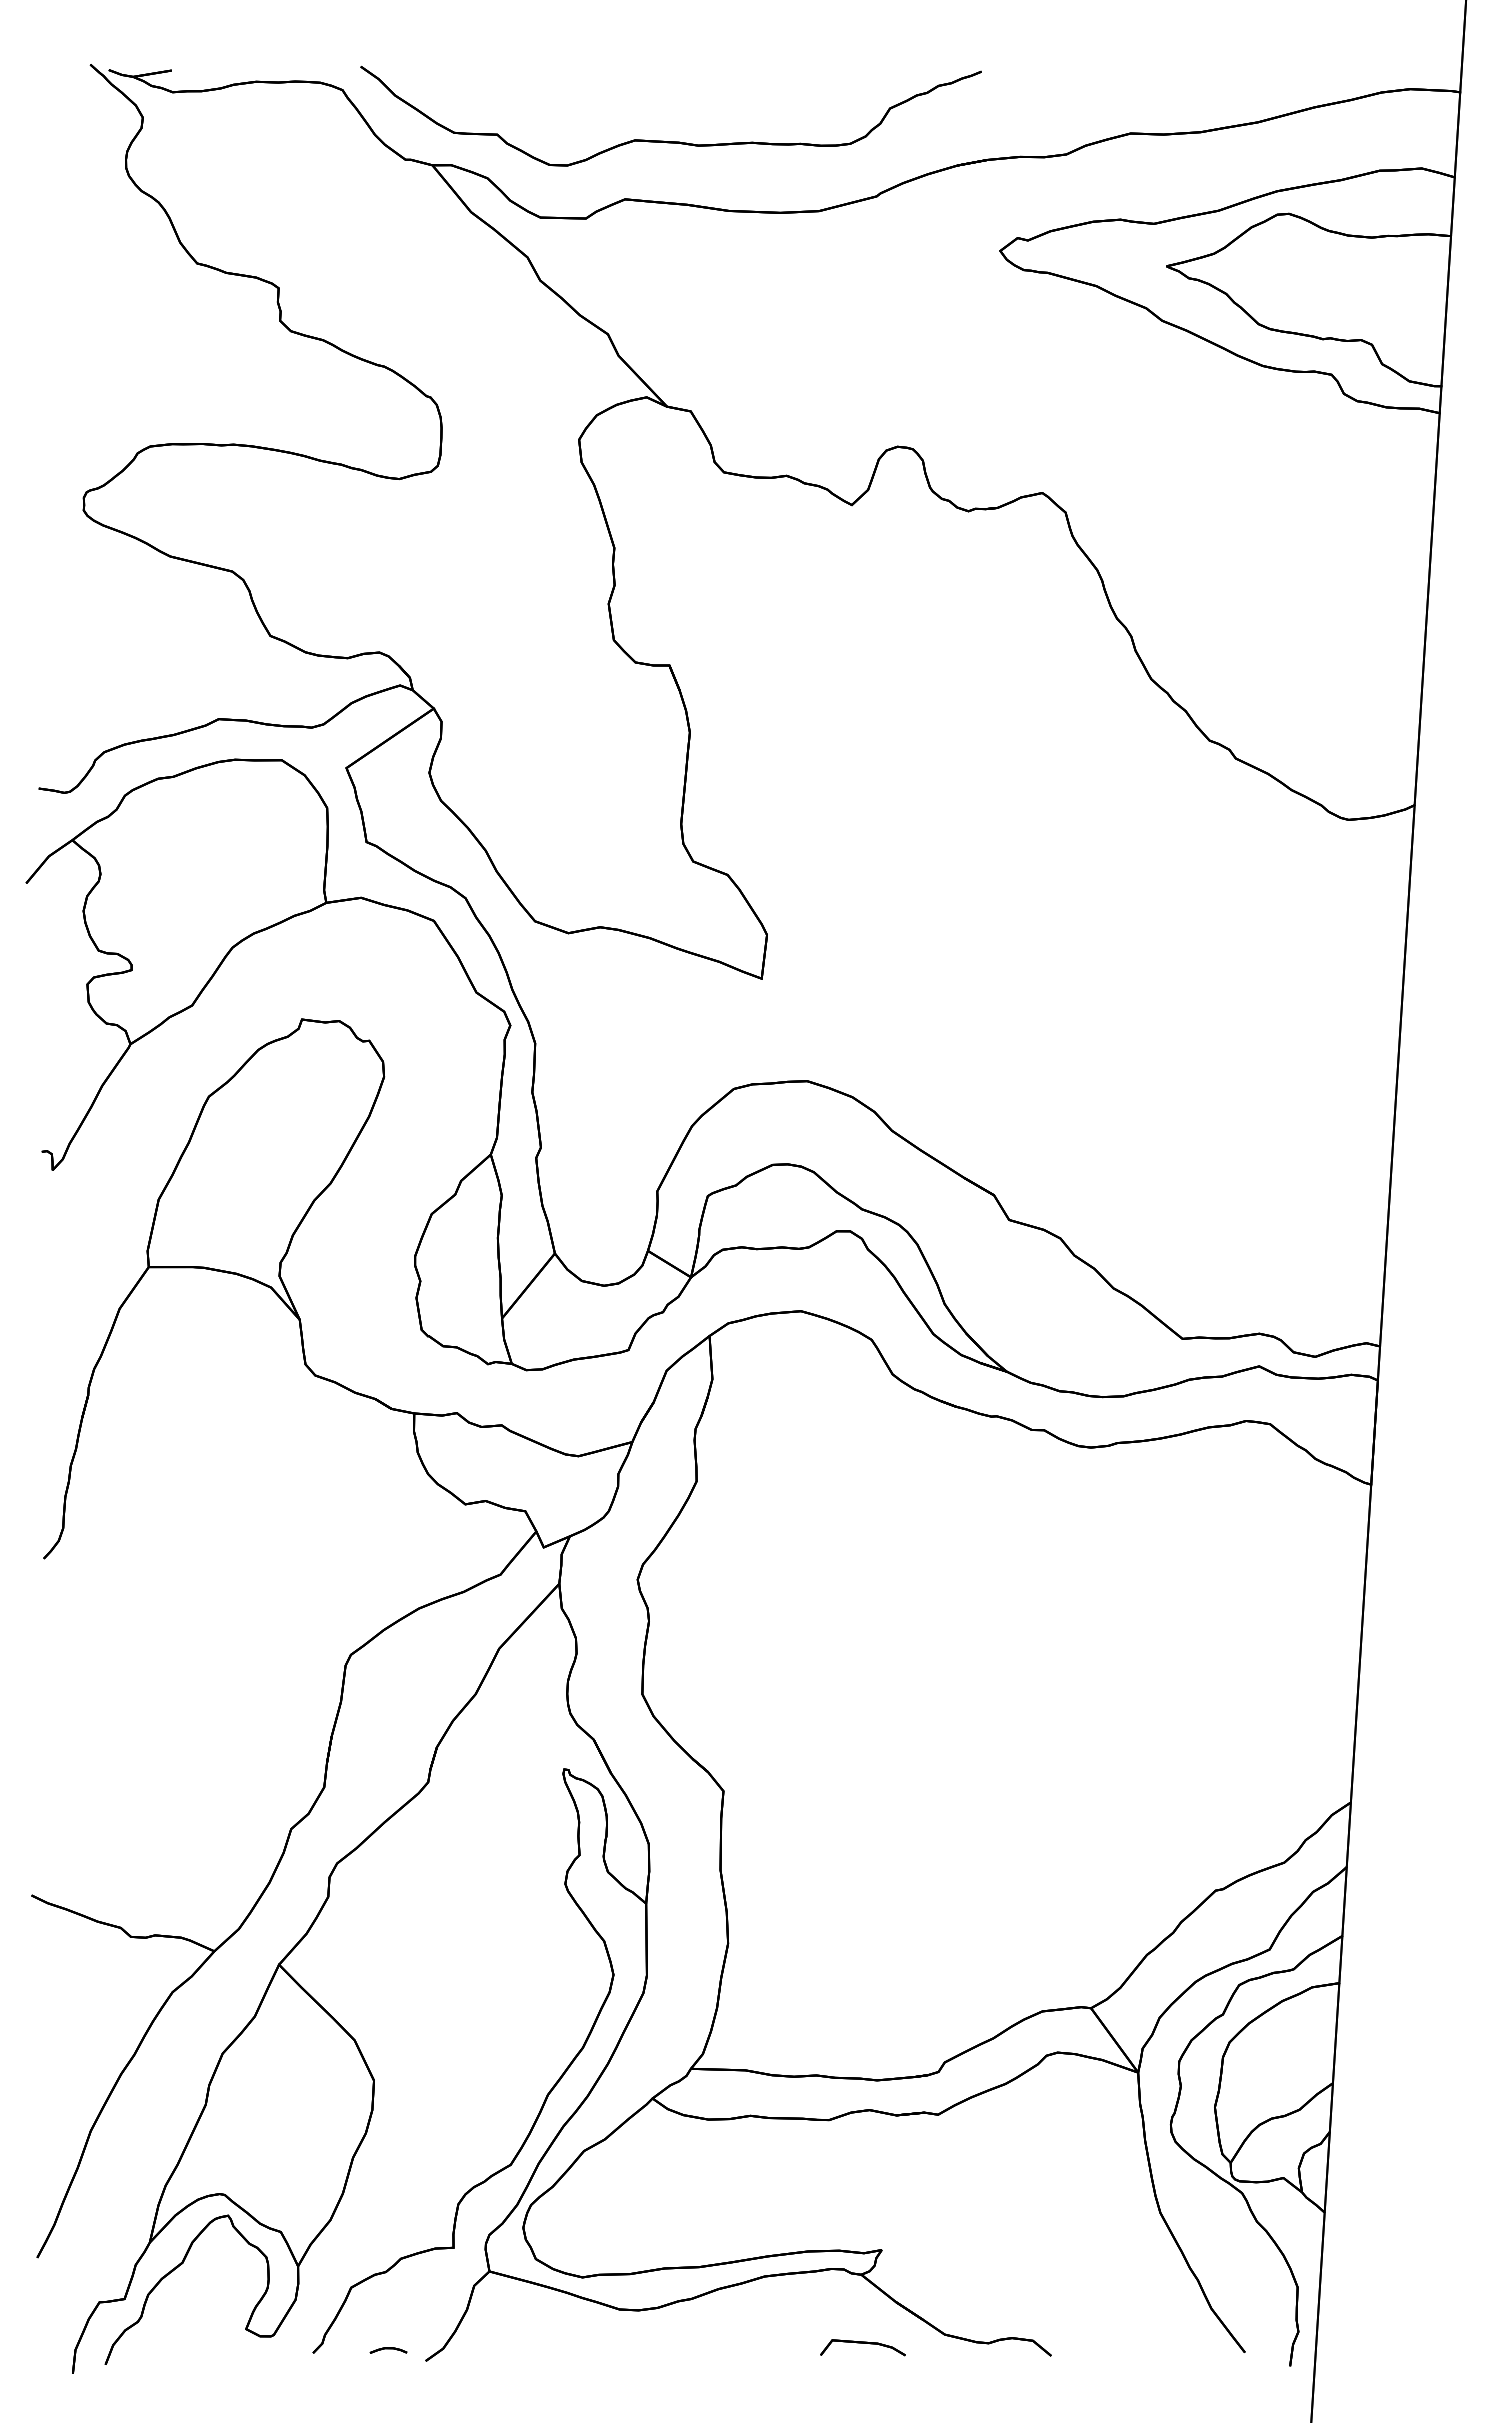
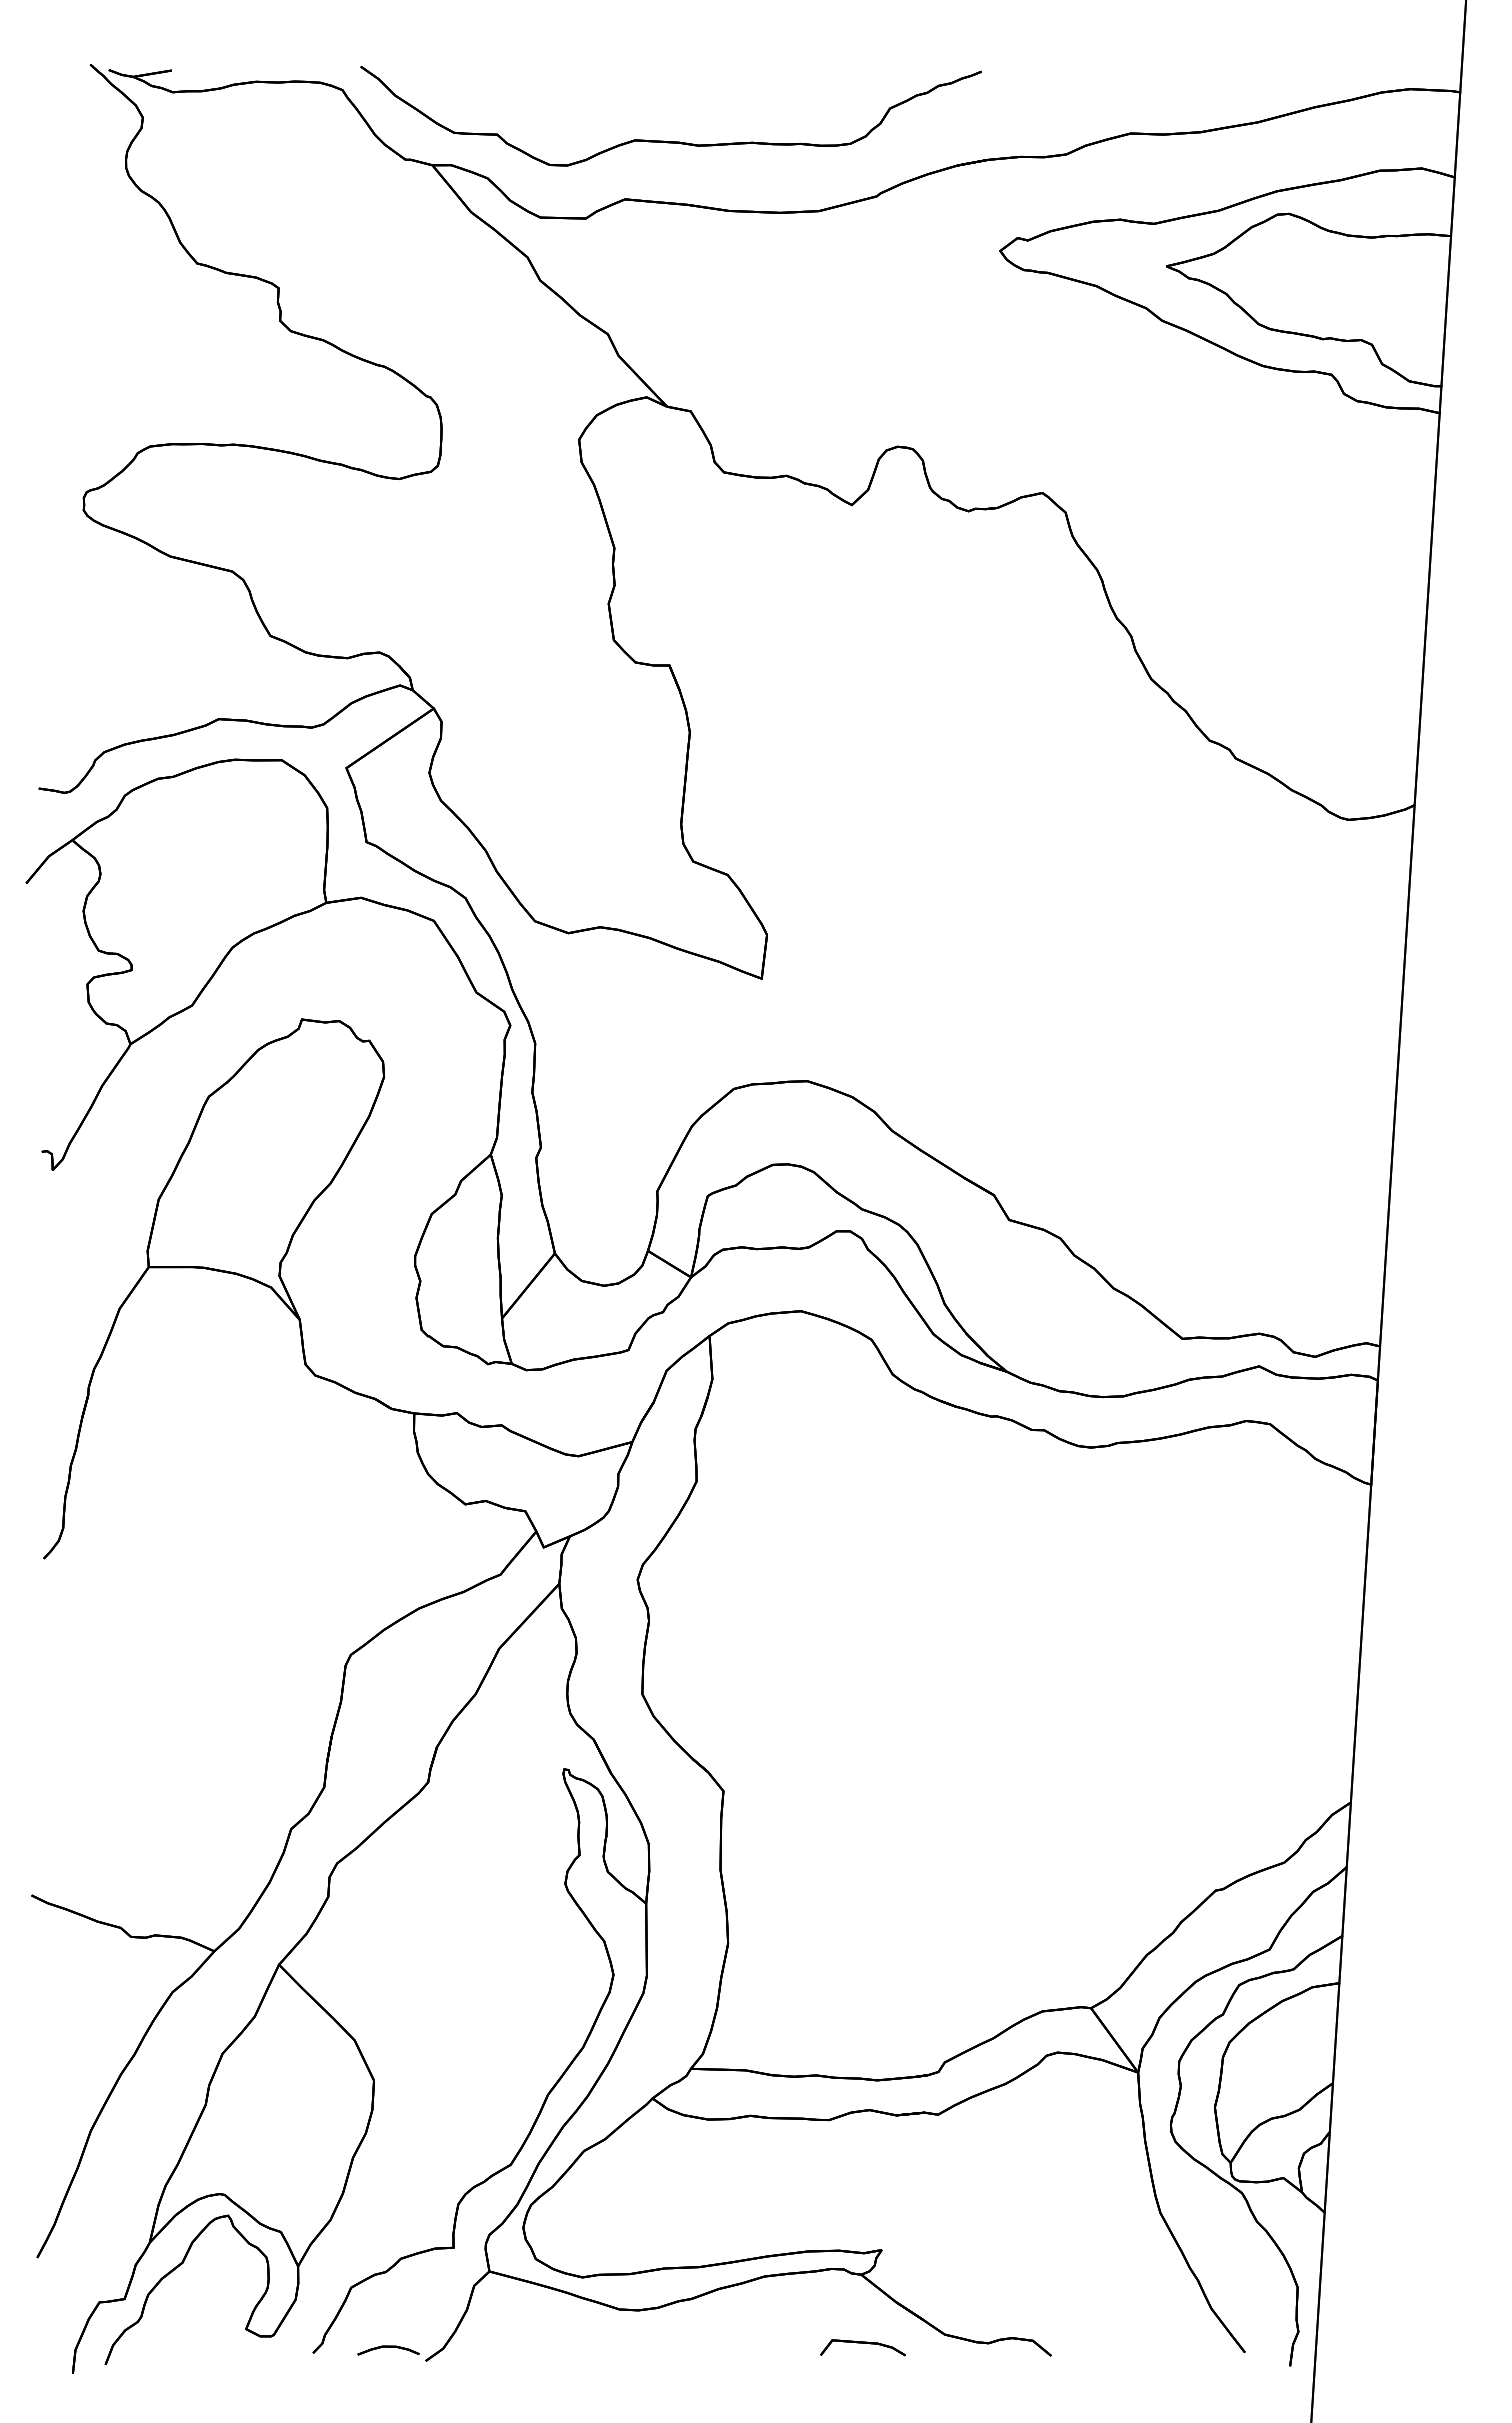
part size: 39x7 px -> 63x11 px (388, 2350)
